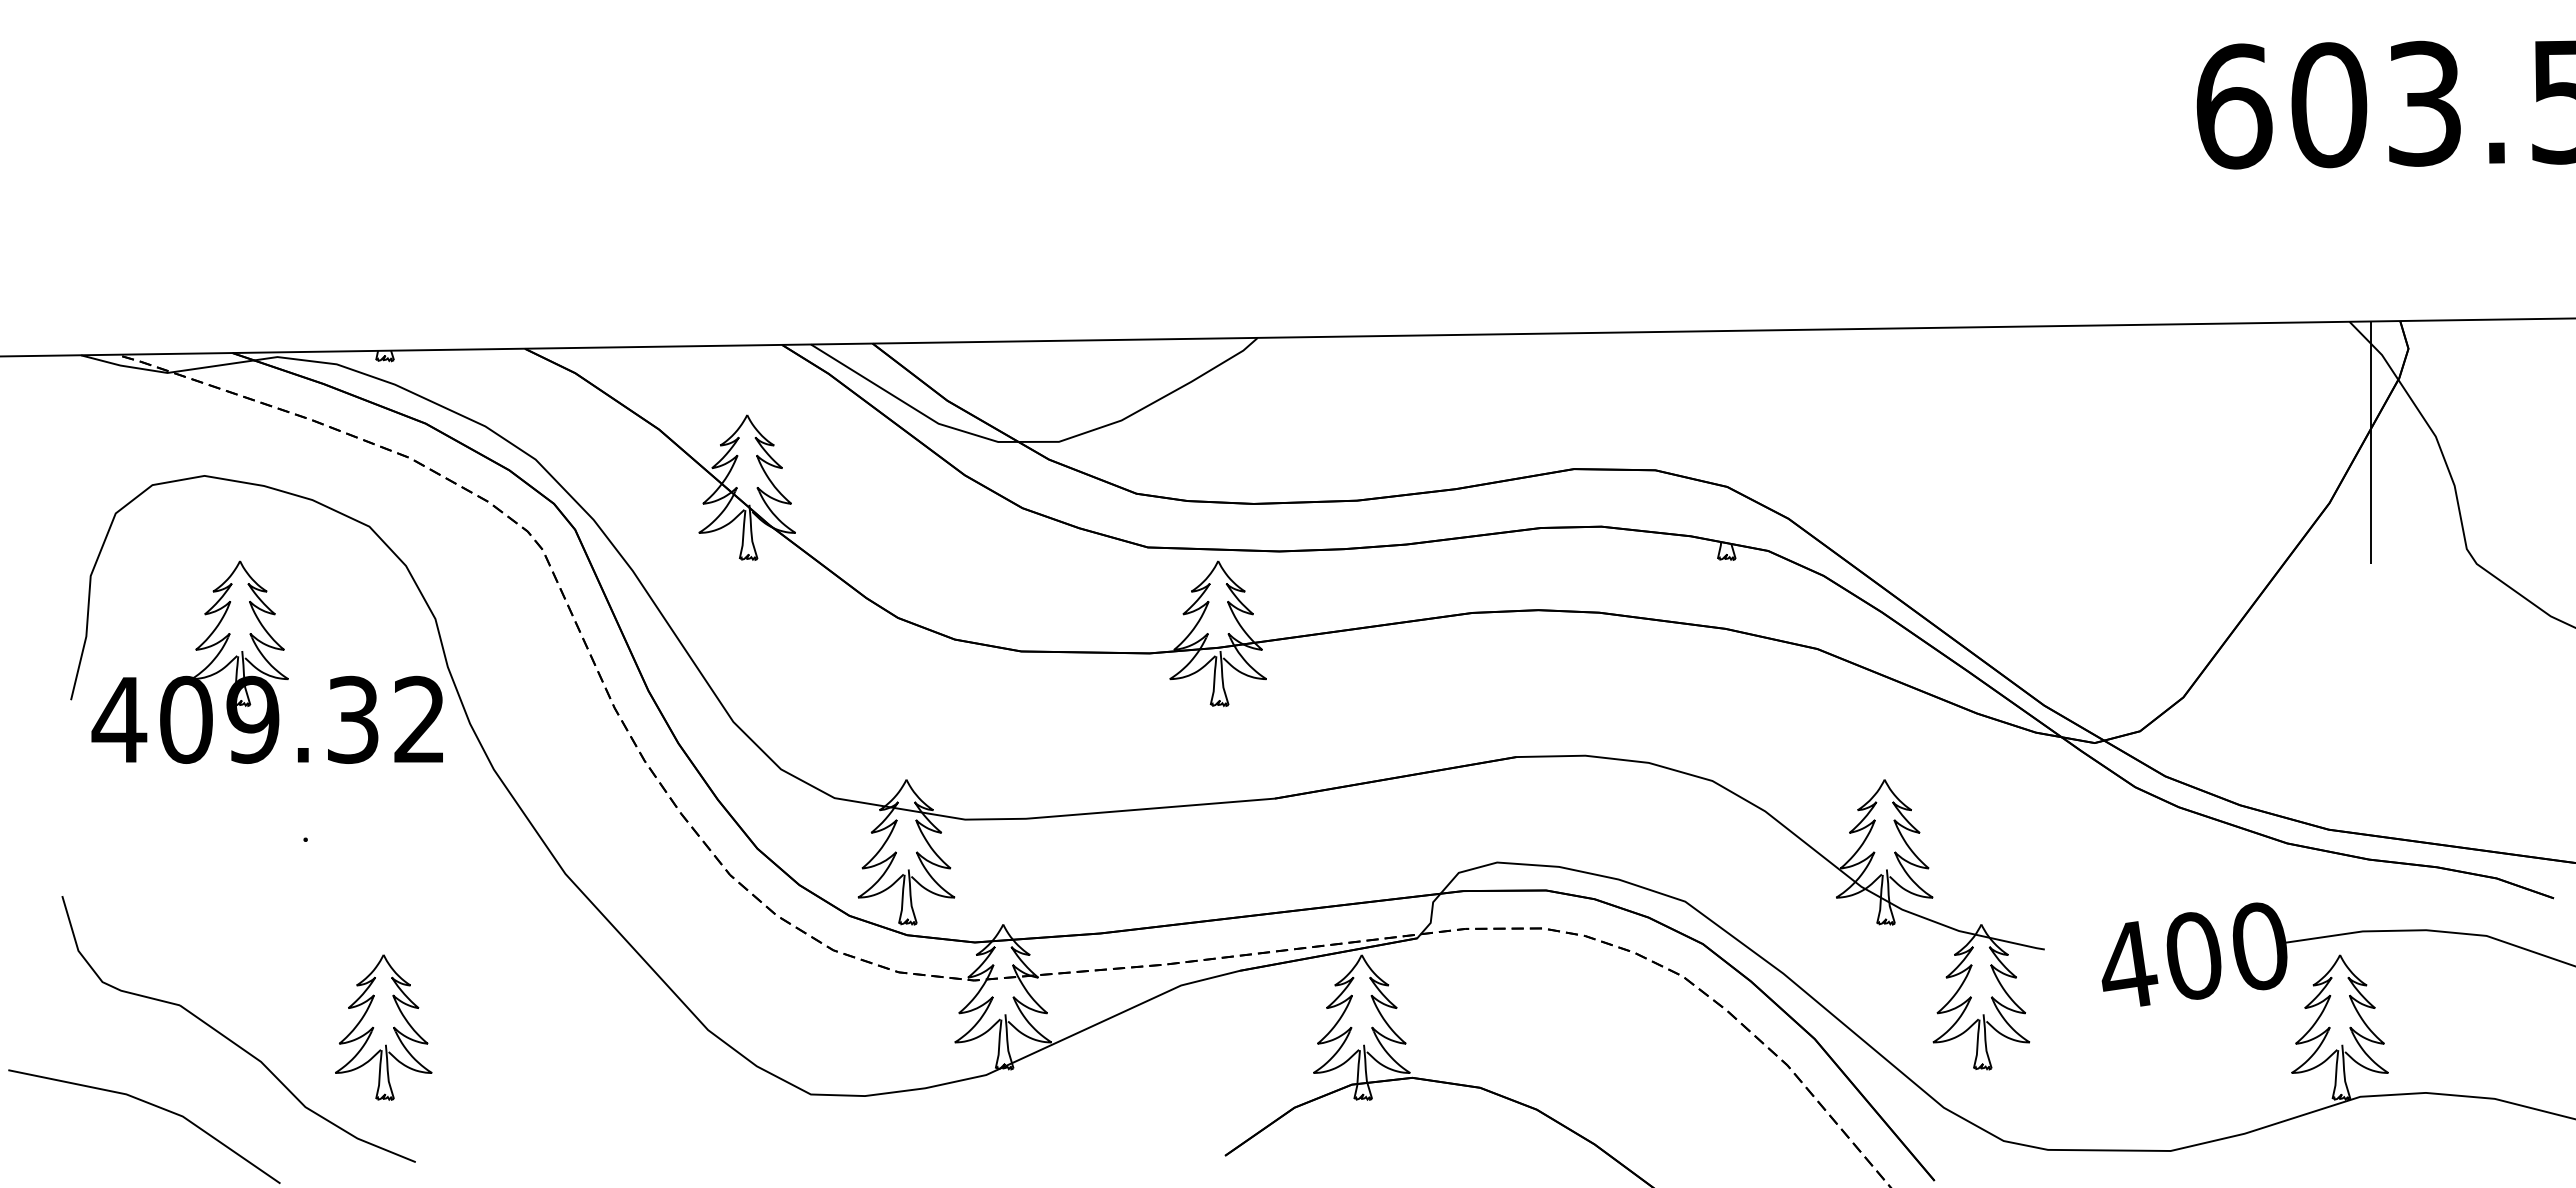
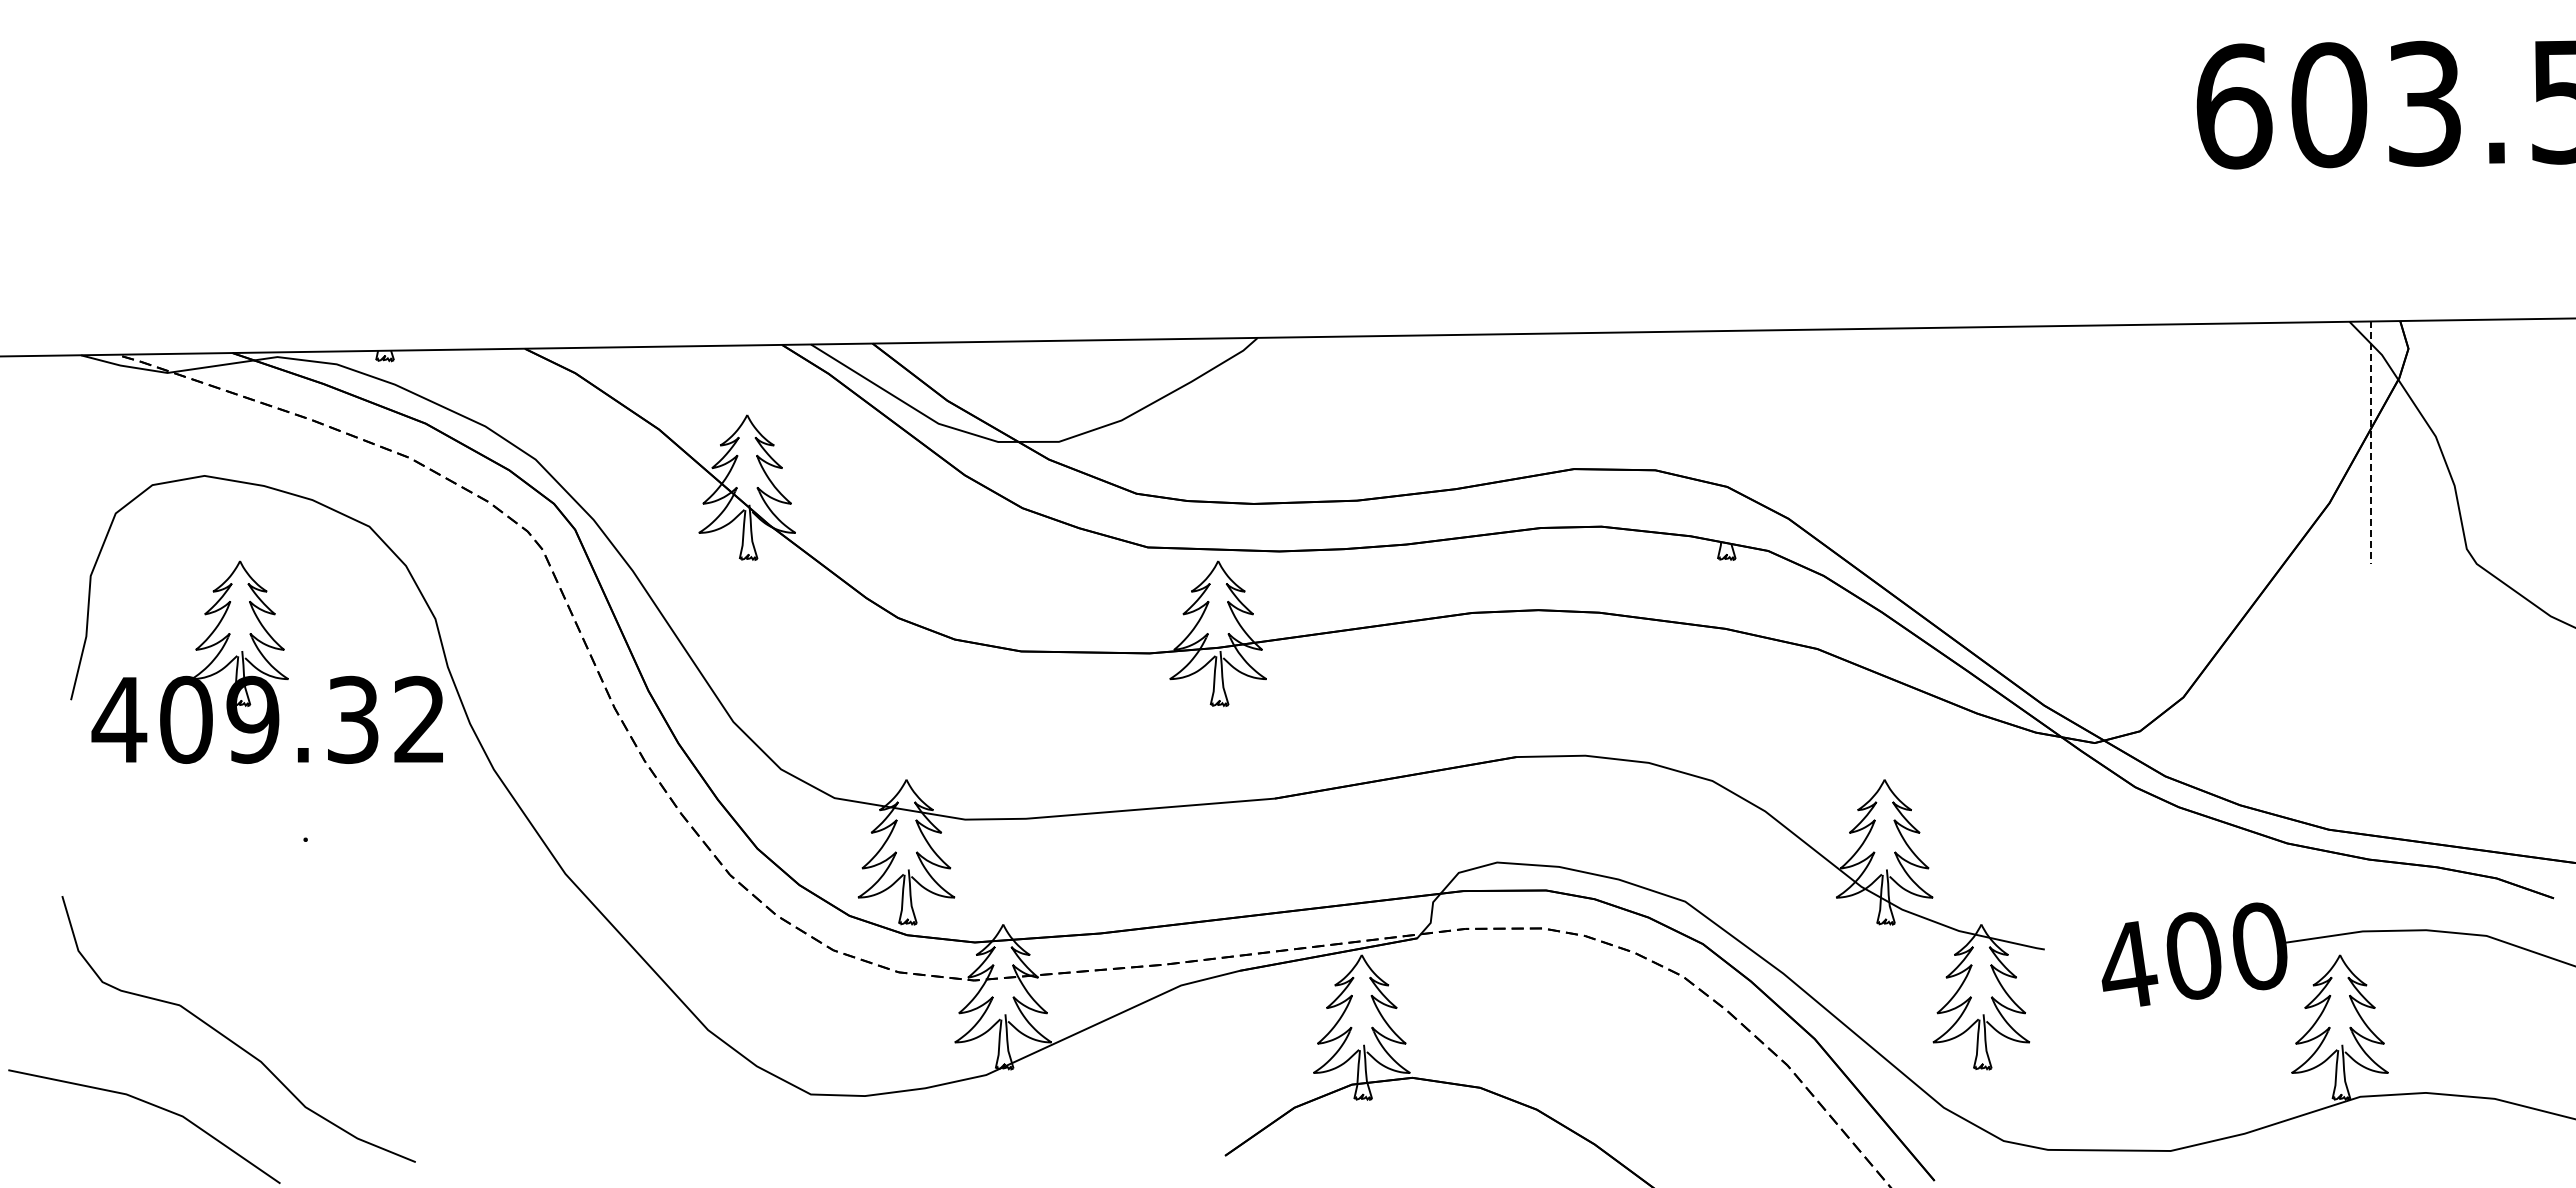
line: solid -> dashed (2370, 442)
part: present -> none (383, 1027)
